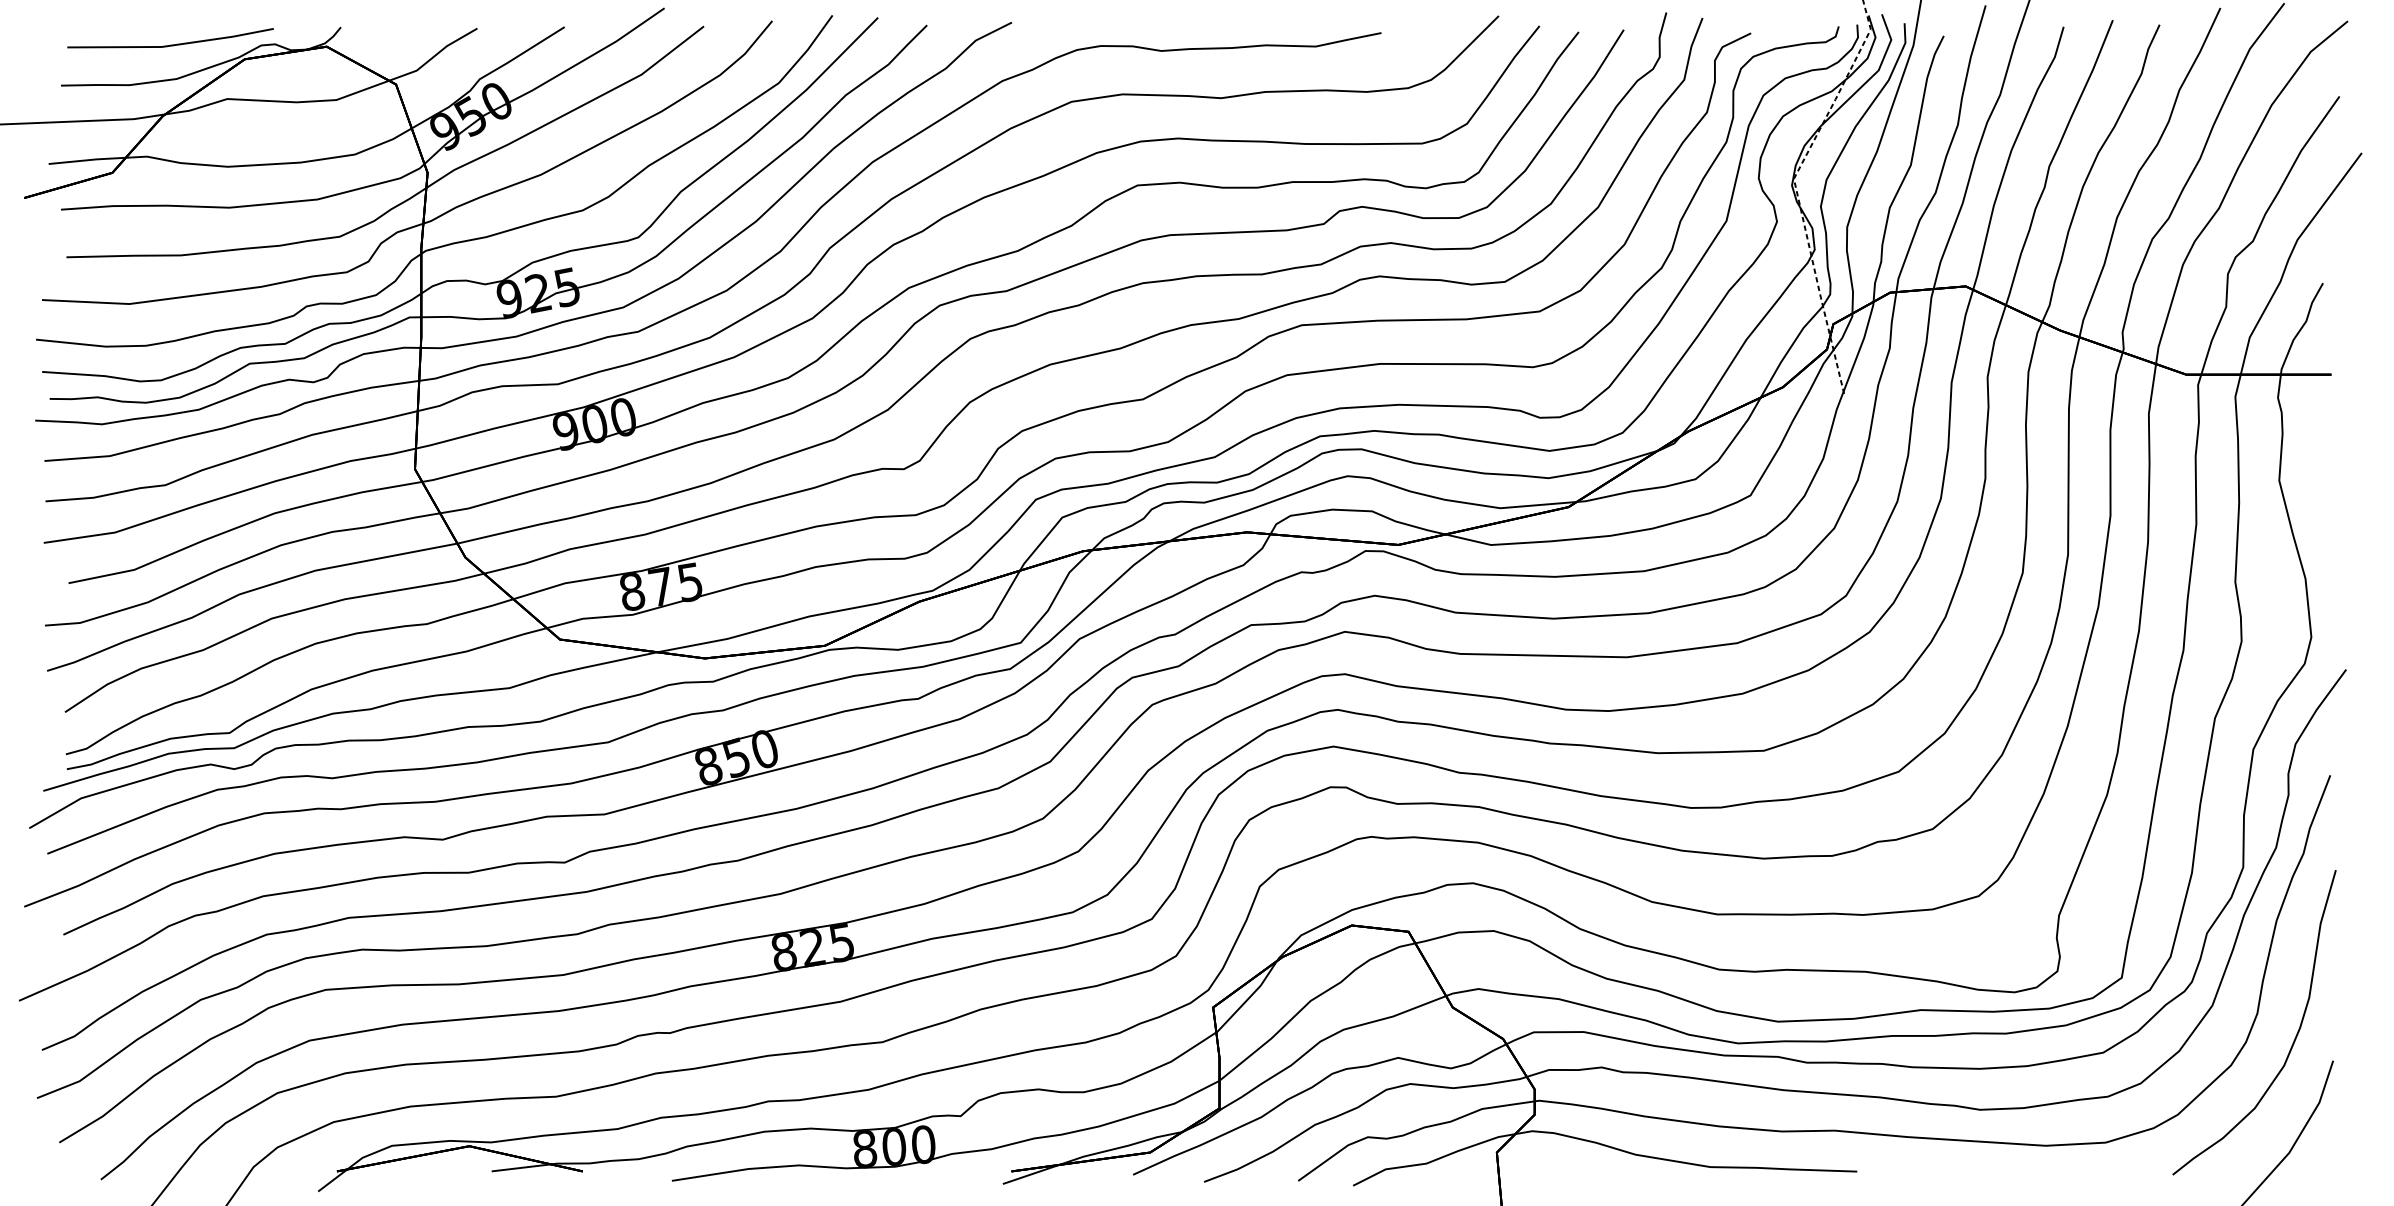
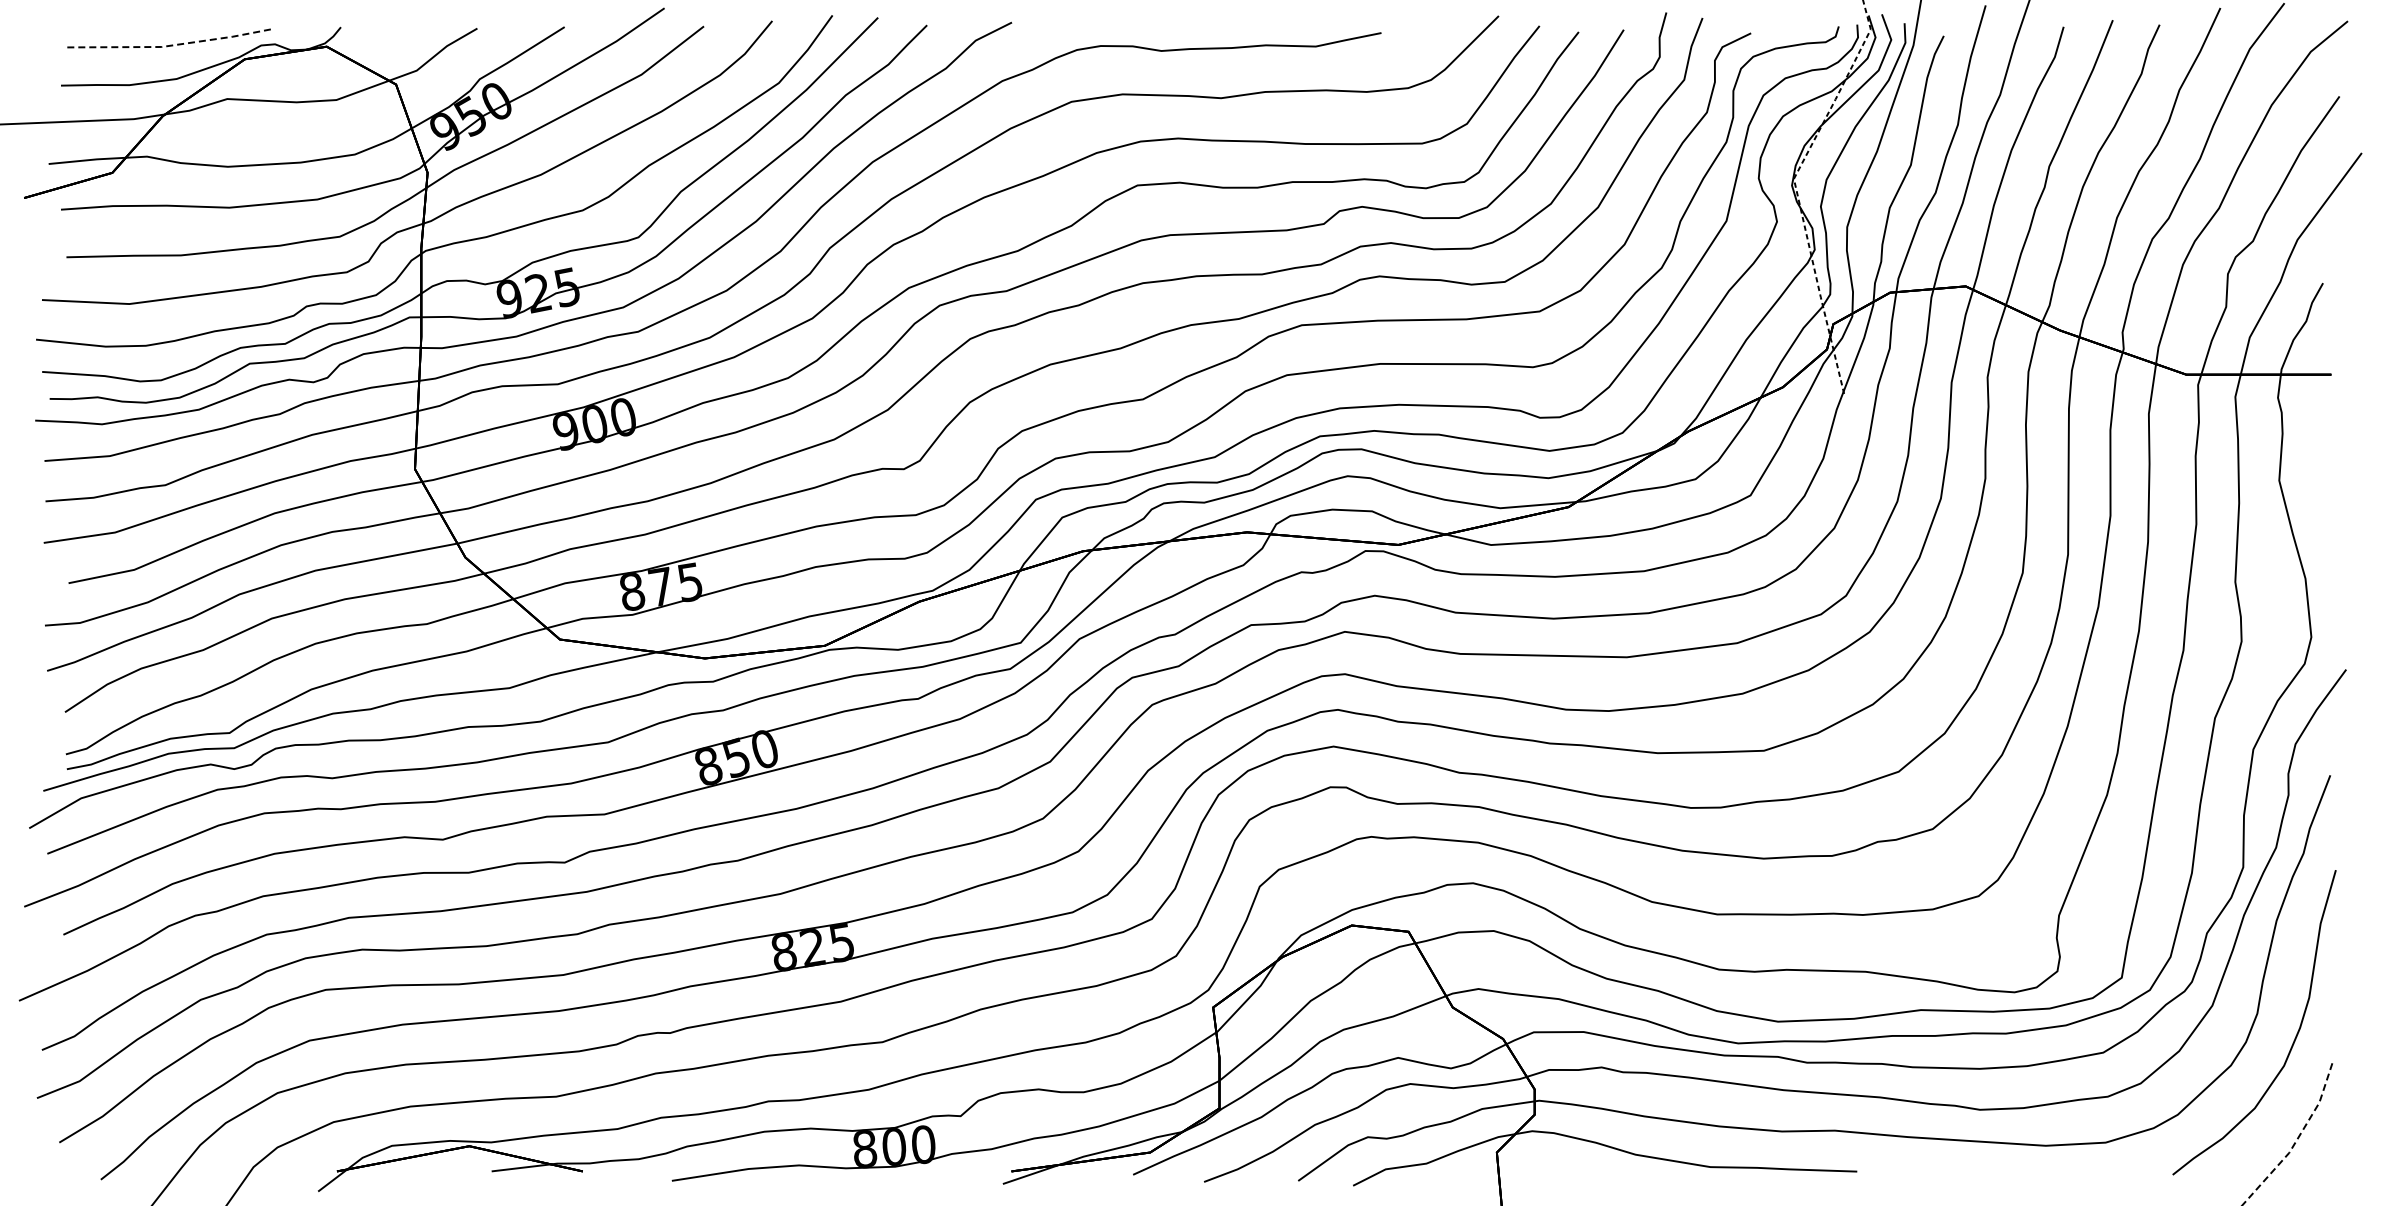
line: solid -> dashed (171, 45)
line: solid -> dashed (2297, 1138)
